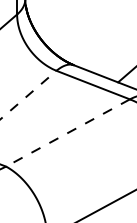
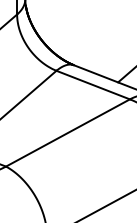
line: dashed -> solid (28, 94)
line: dashed -> solid (67, 133)
